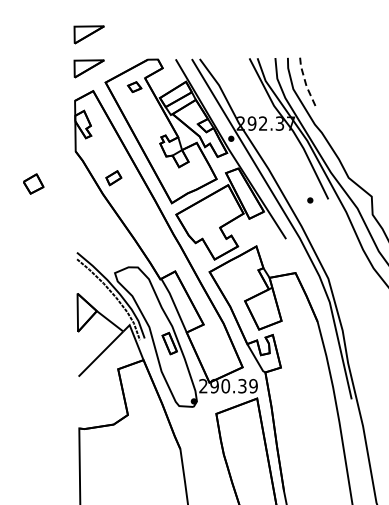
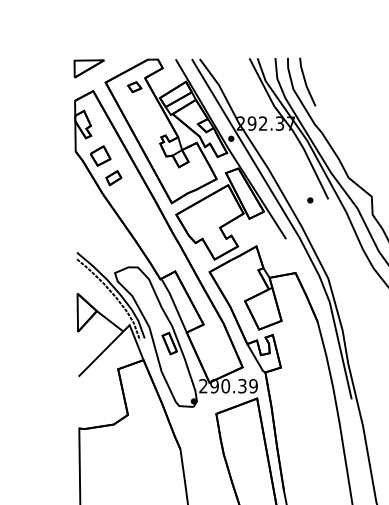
part: present -> none (88, 34)
line: dashed -> solid (305, 82)
part position: (33, 183) -> (100, 155) (100, 155)
